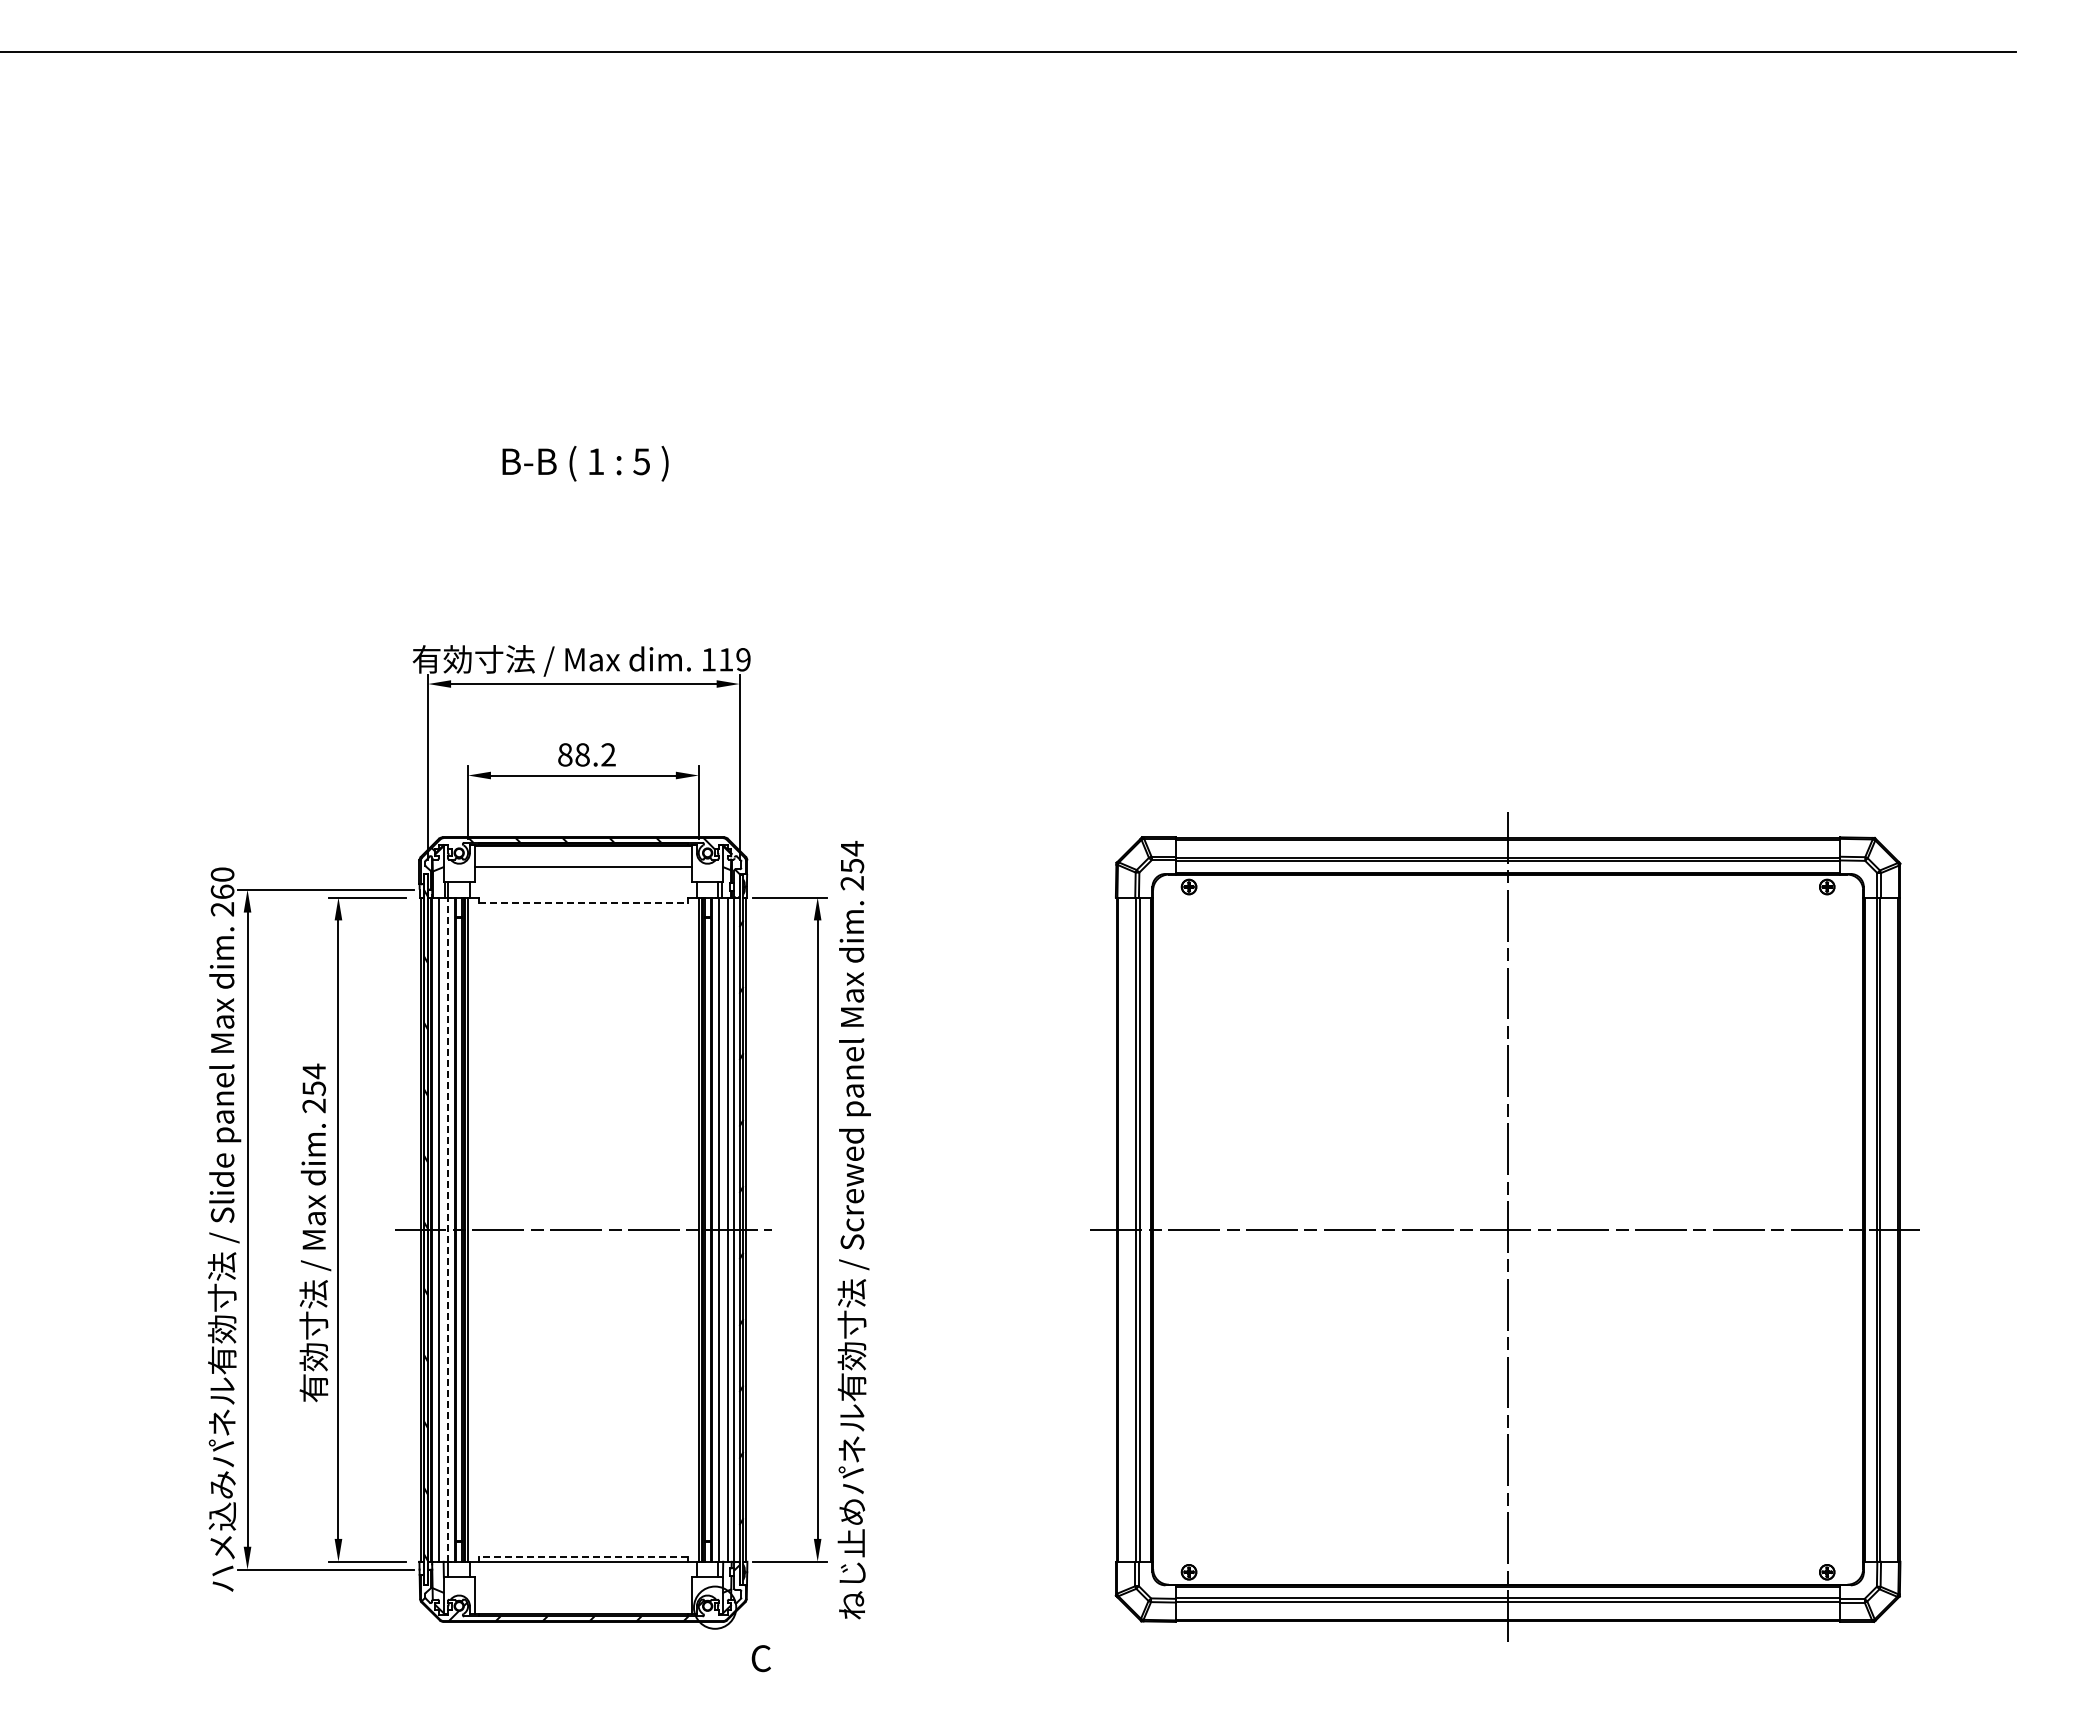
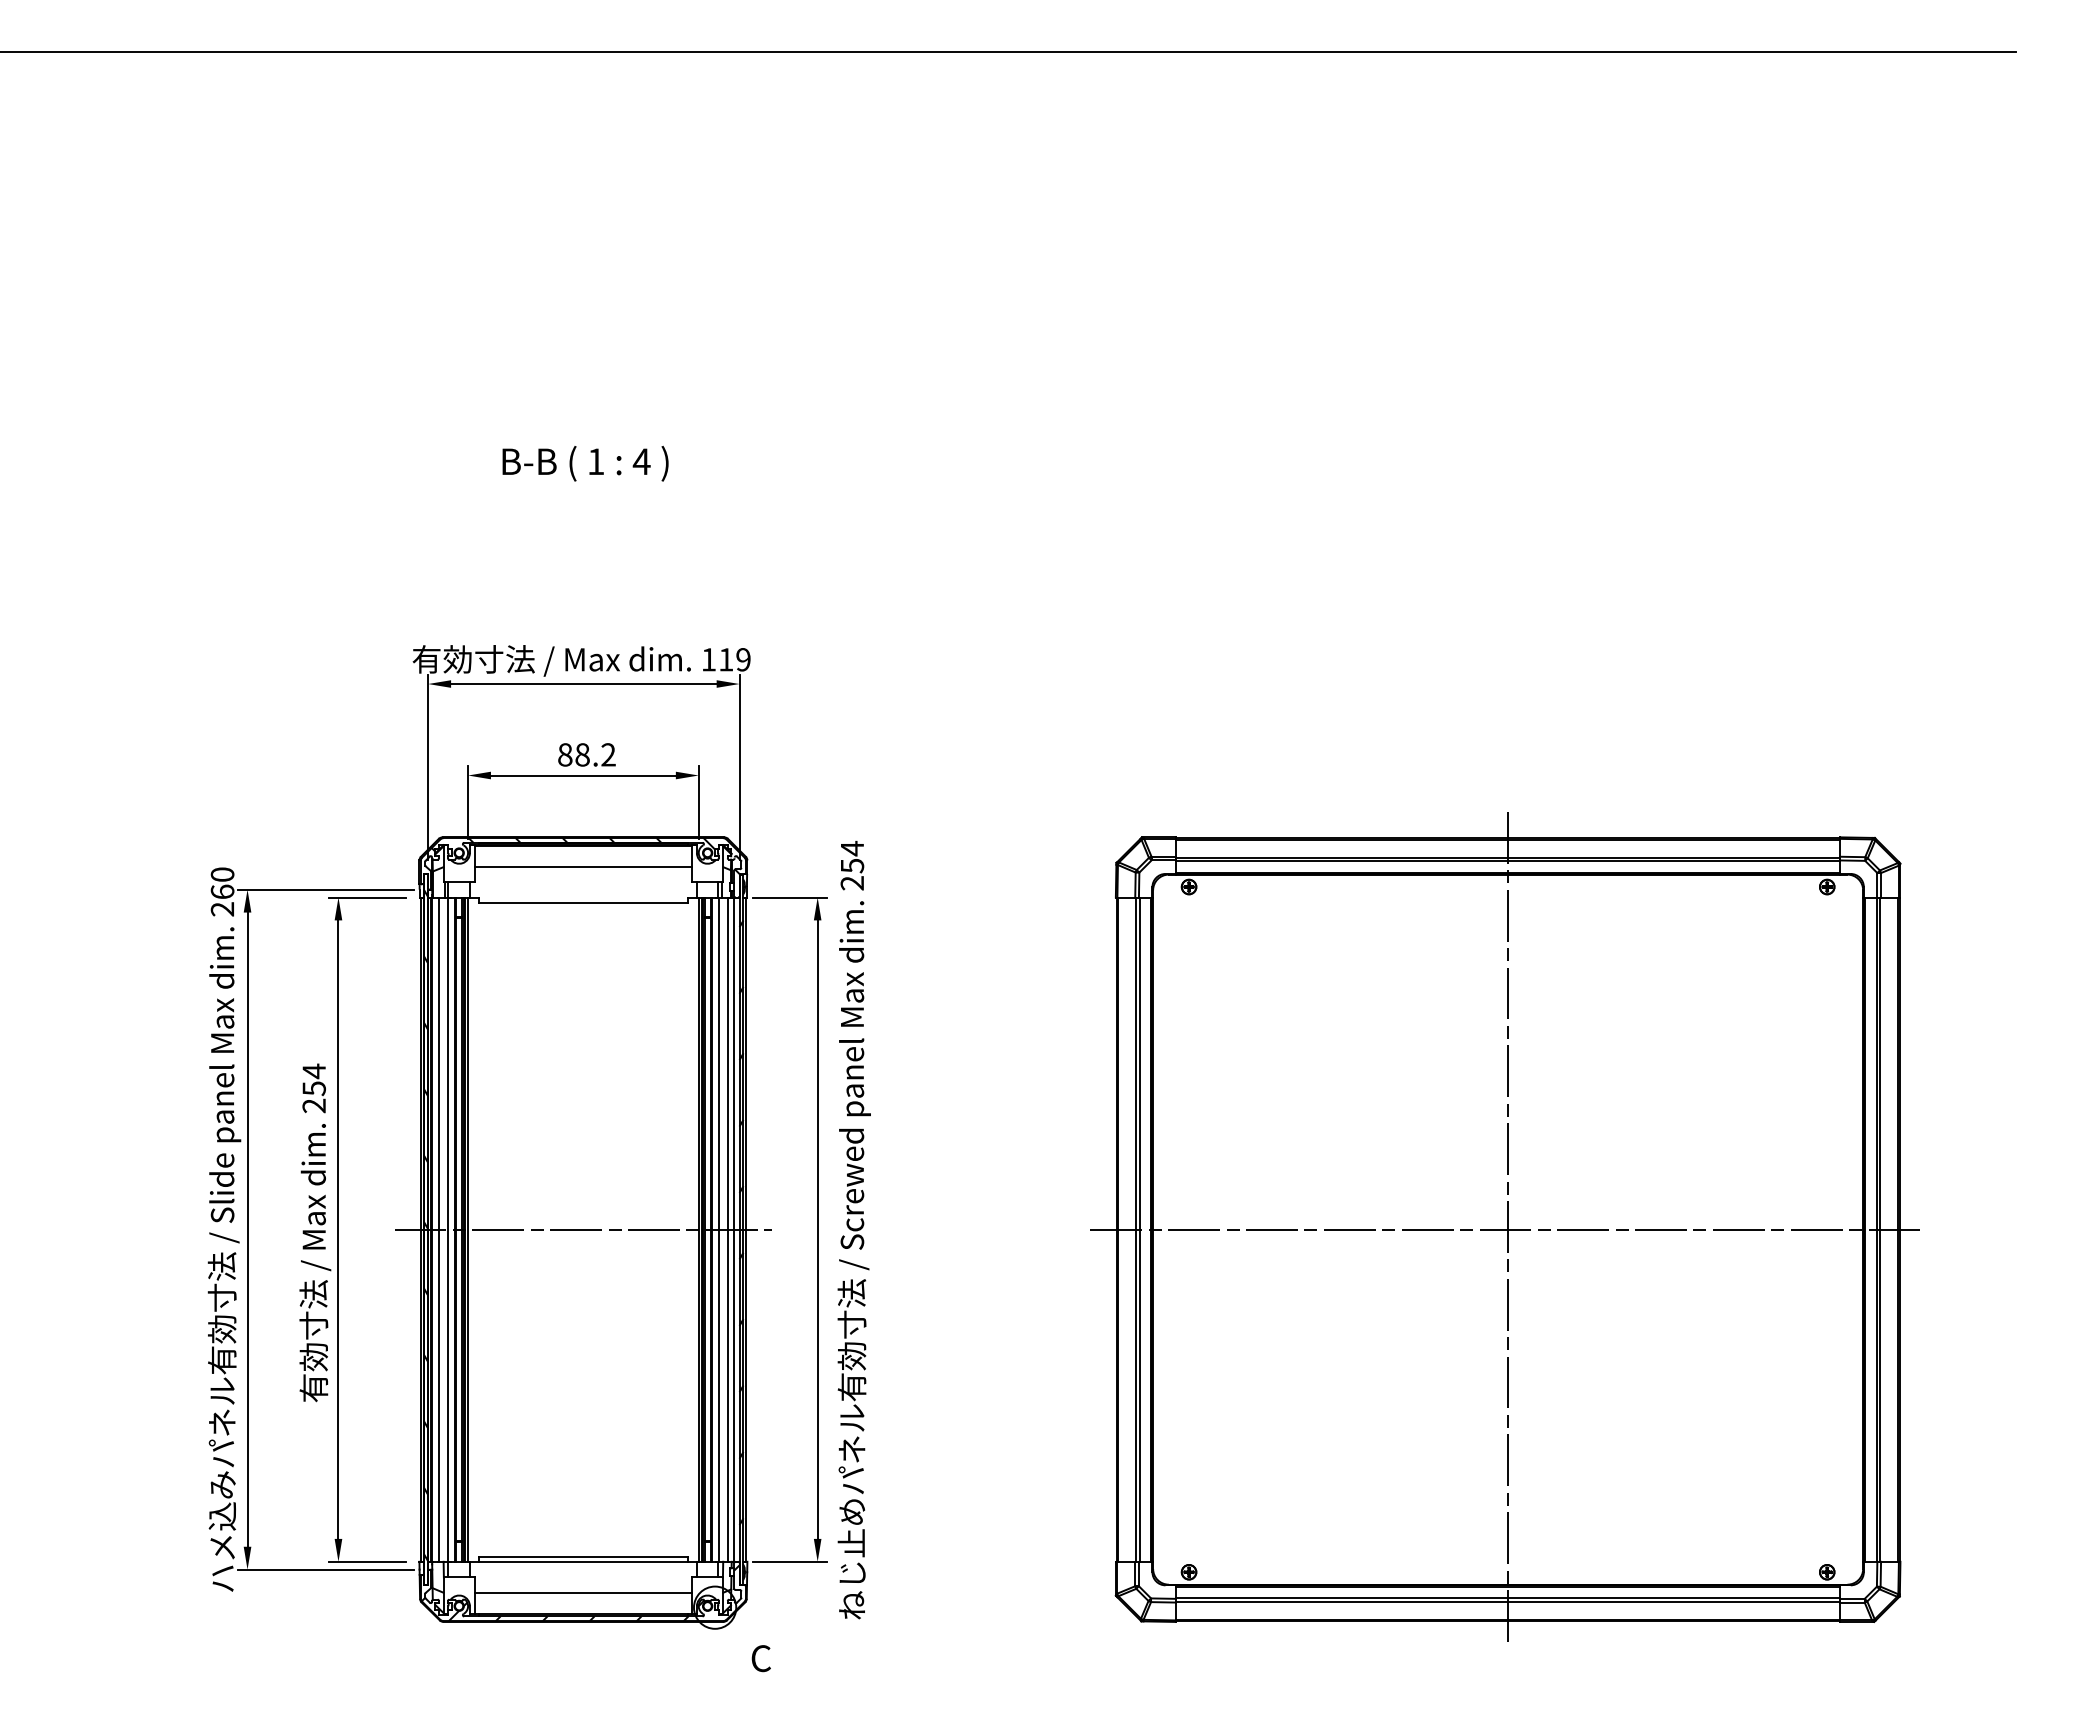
text: 5 -> 4 (641, 461)
line: dashed -> solid (583, 902)
line: dashed -> solid (447, 1229)
line: dashed -> solid (583, 1556)
line: none -> present (582, 1593)
